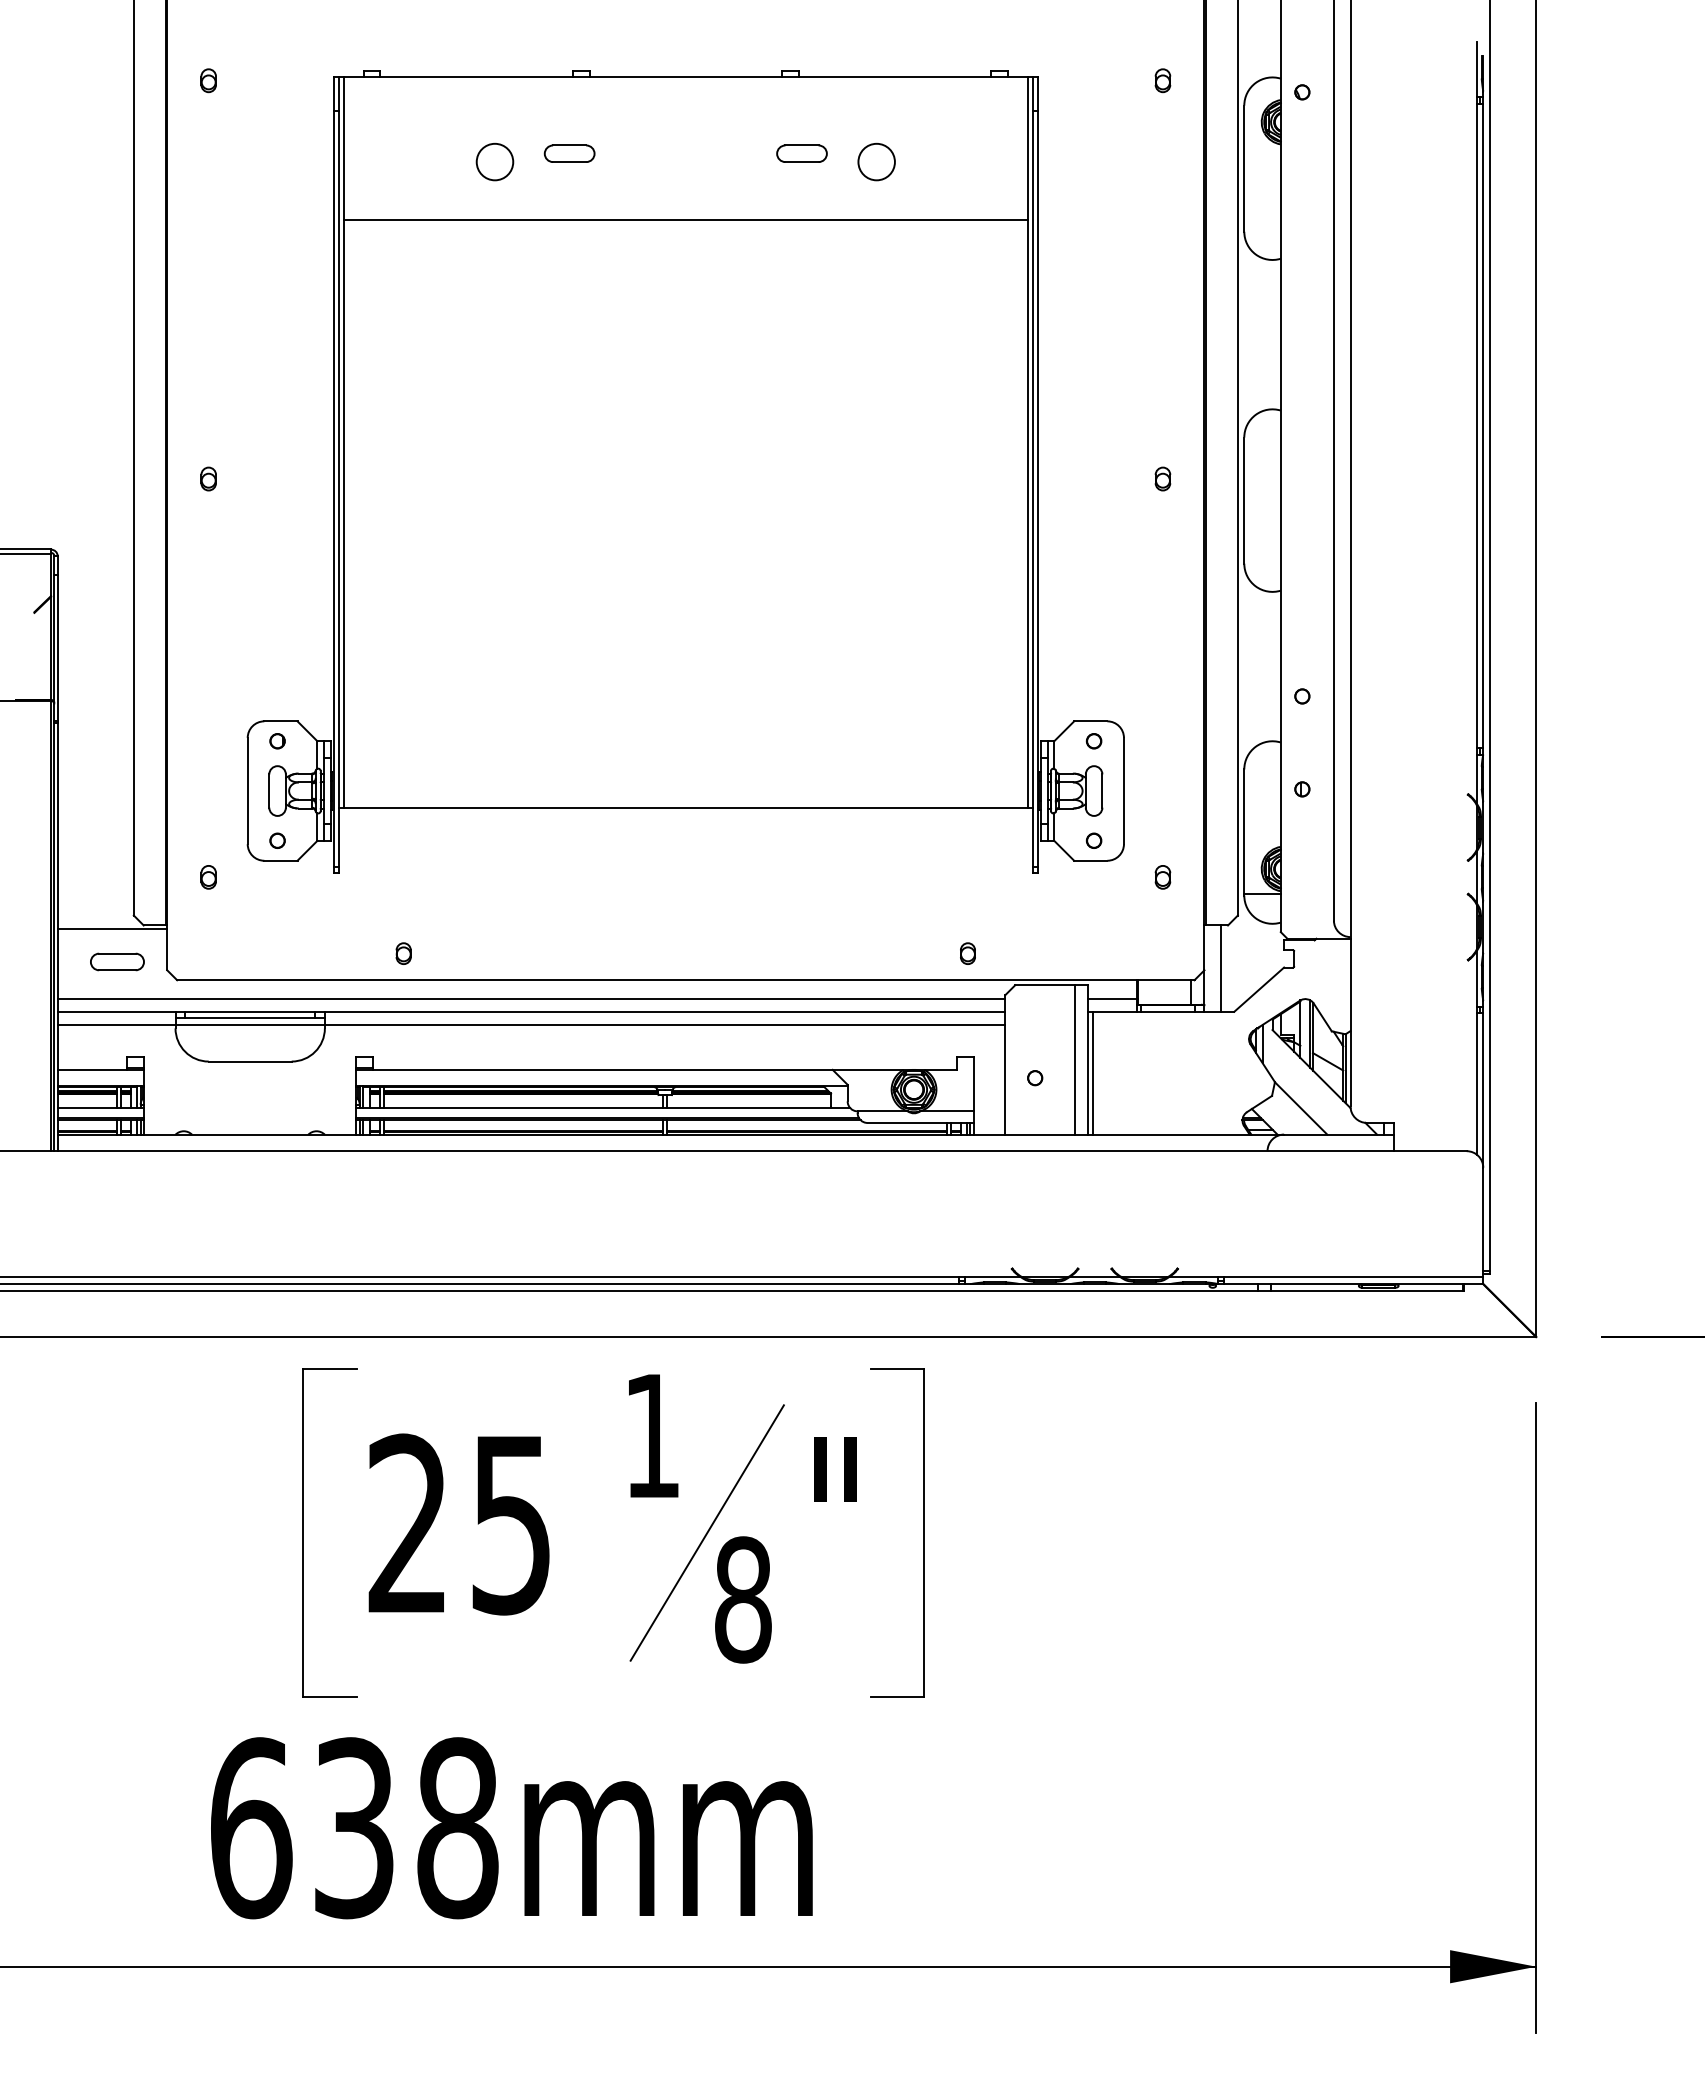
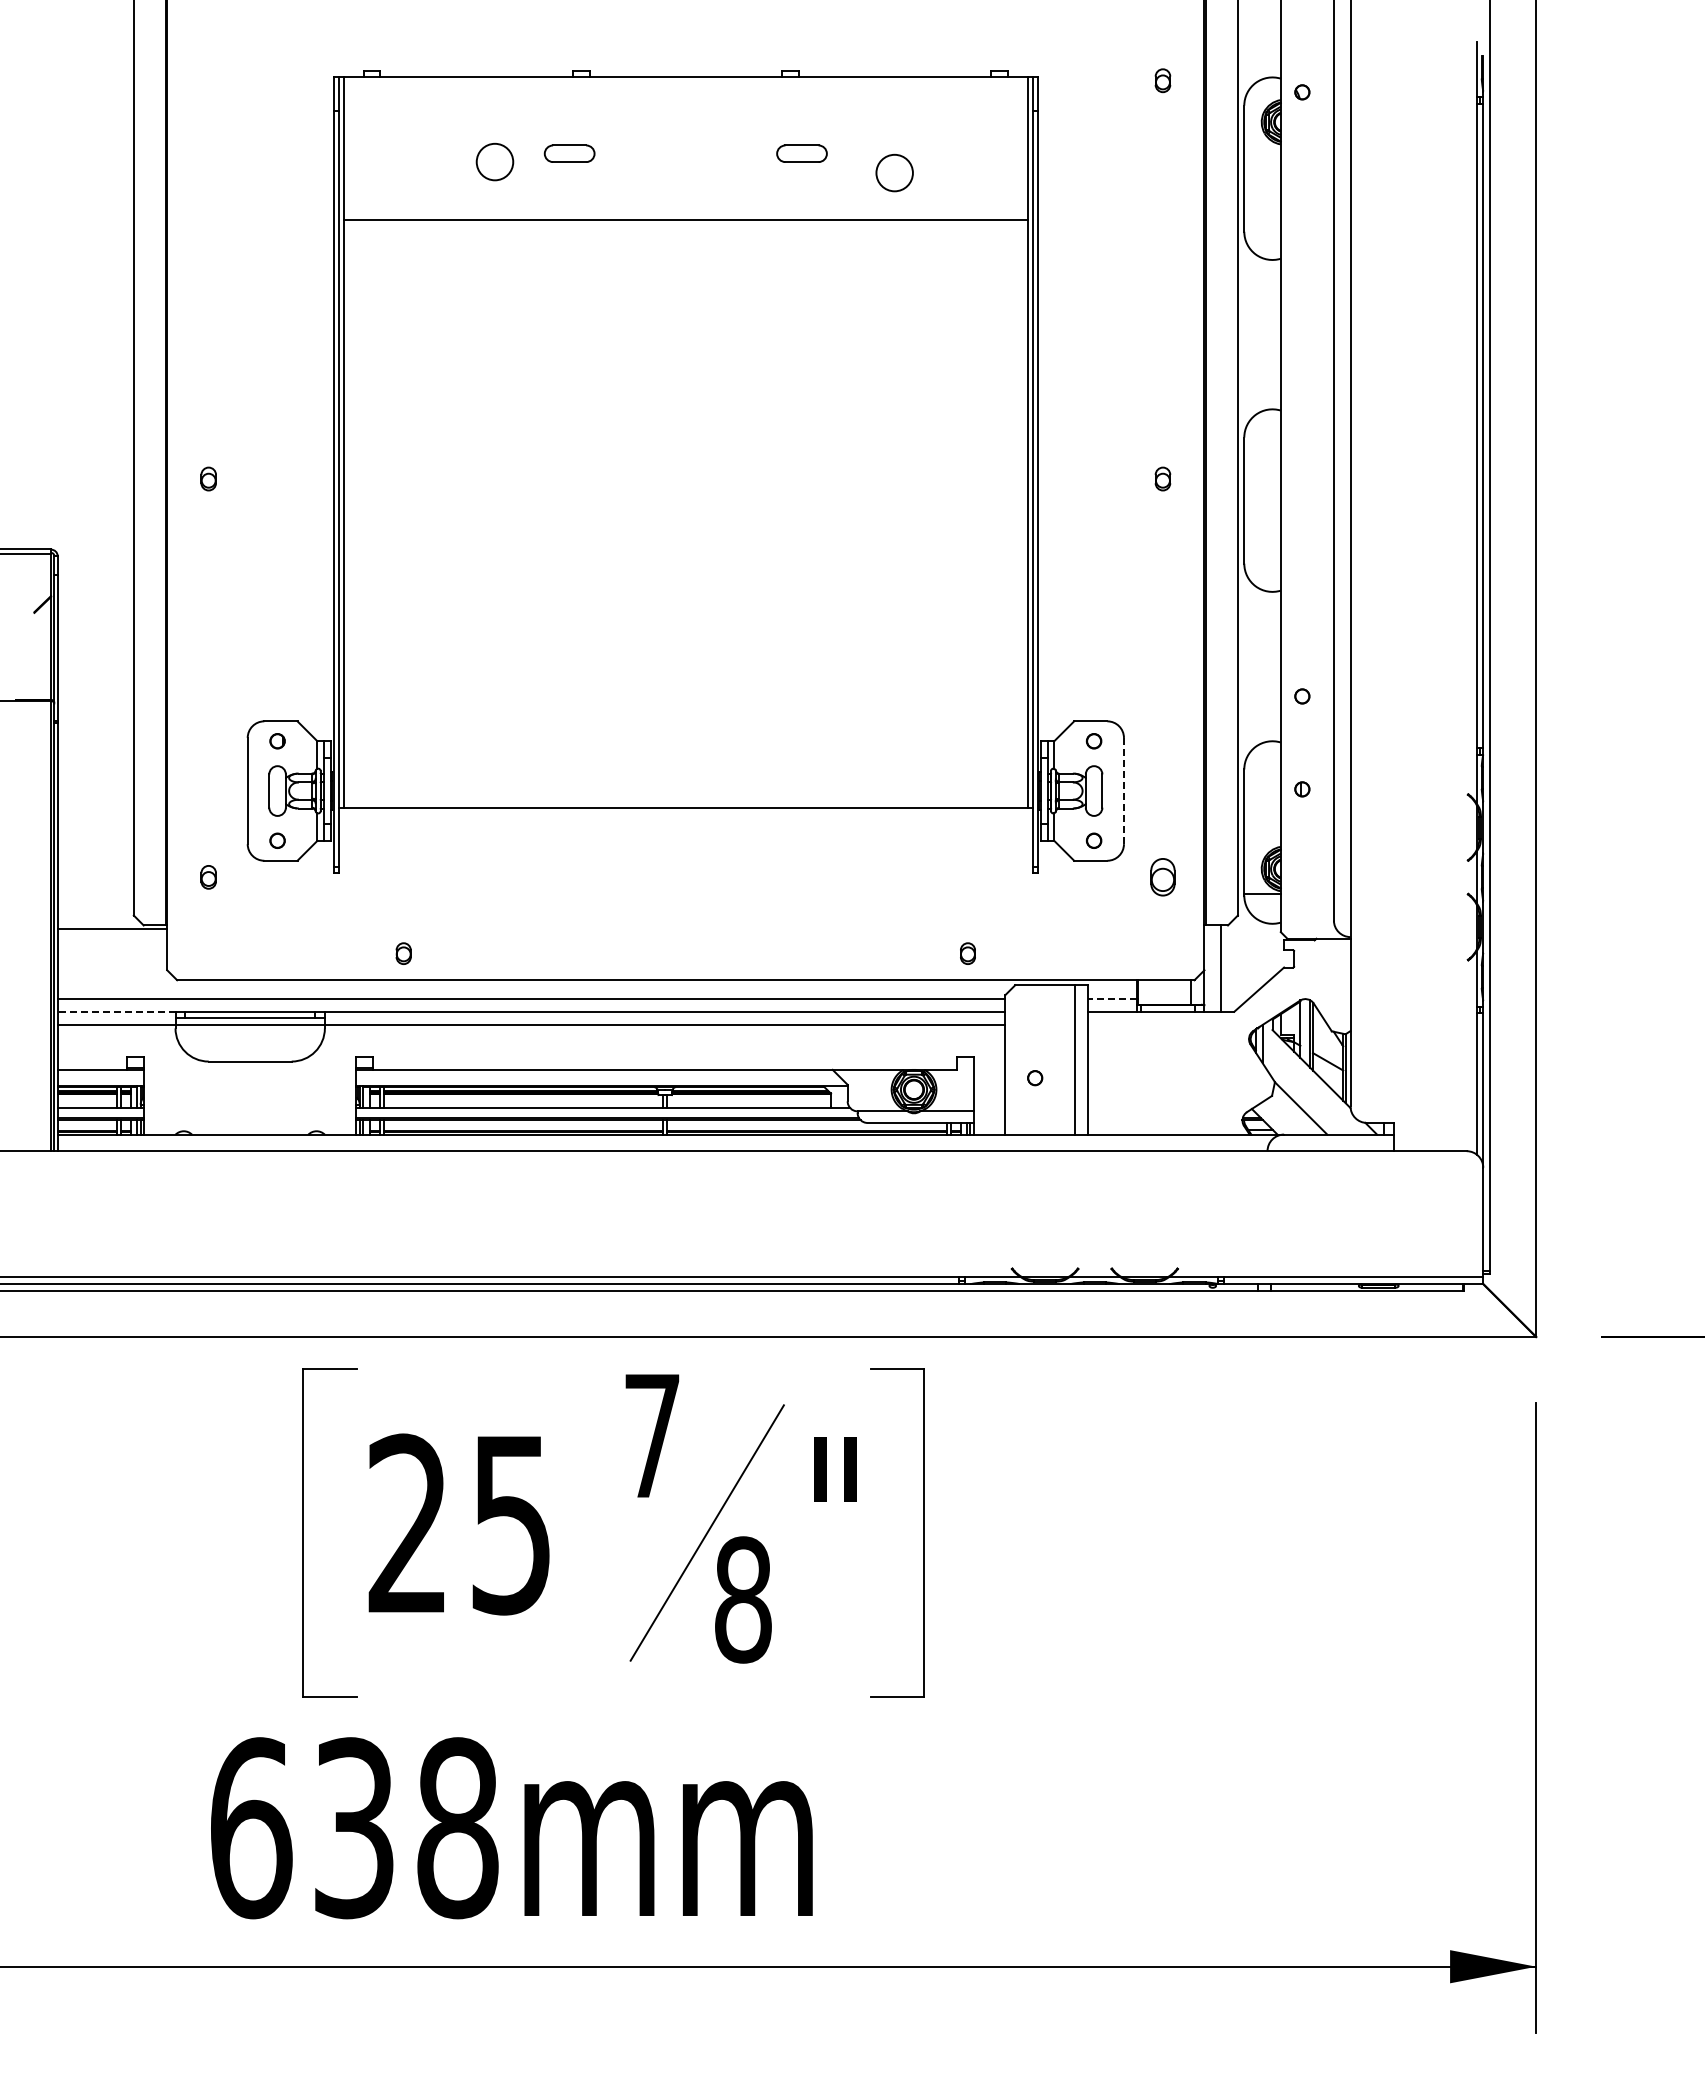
part: present -> none (208, 80)
circle position: (876, 161) -> (894, 172) (894, 172)
line: solid -> dashed (1123, 791)
part size: 18x25 px -> 26x39 px (1162, 877)
part: present -> none (117, 961)
line: solid -> dashed (1112, 998)
line: solid -> dashed (116, 1011)
line: present -> none (1093, 1072)
text: 1 -> 7 (652, 1435)
